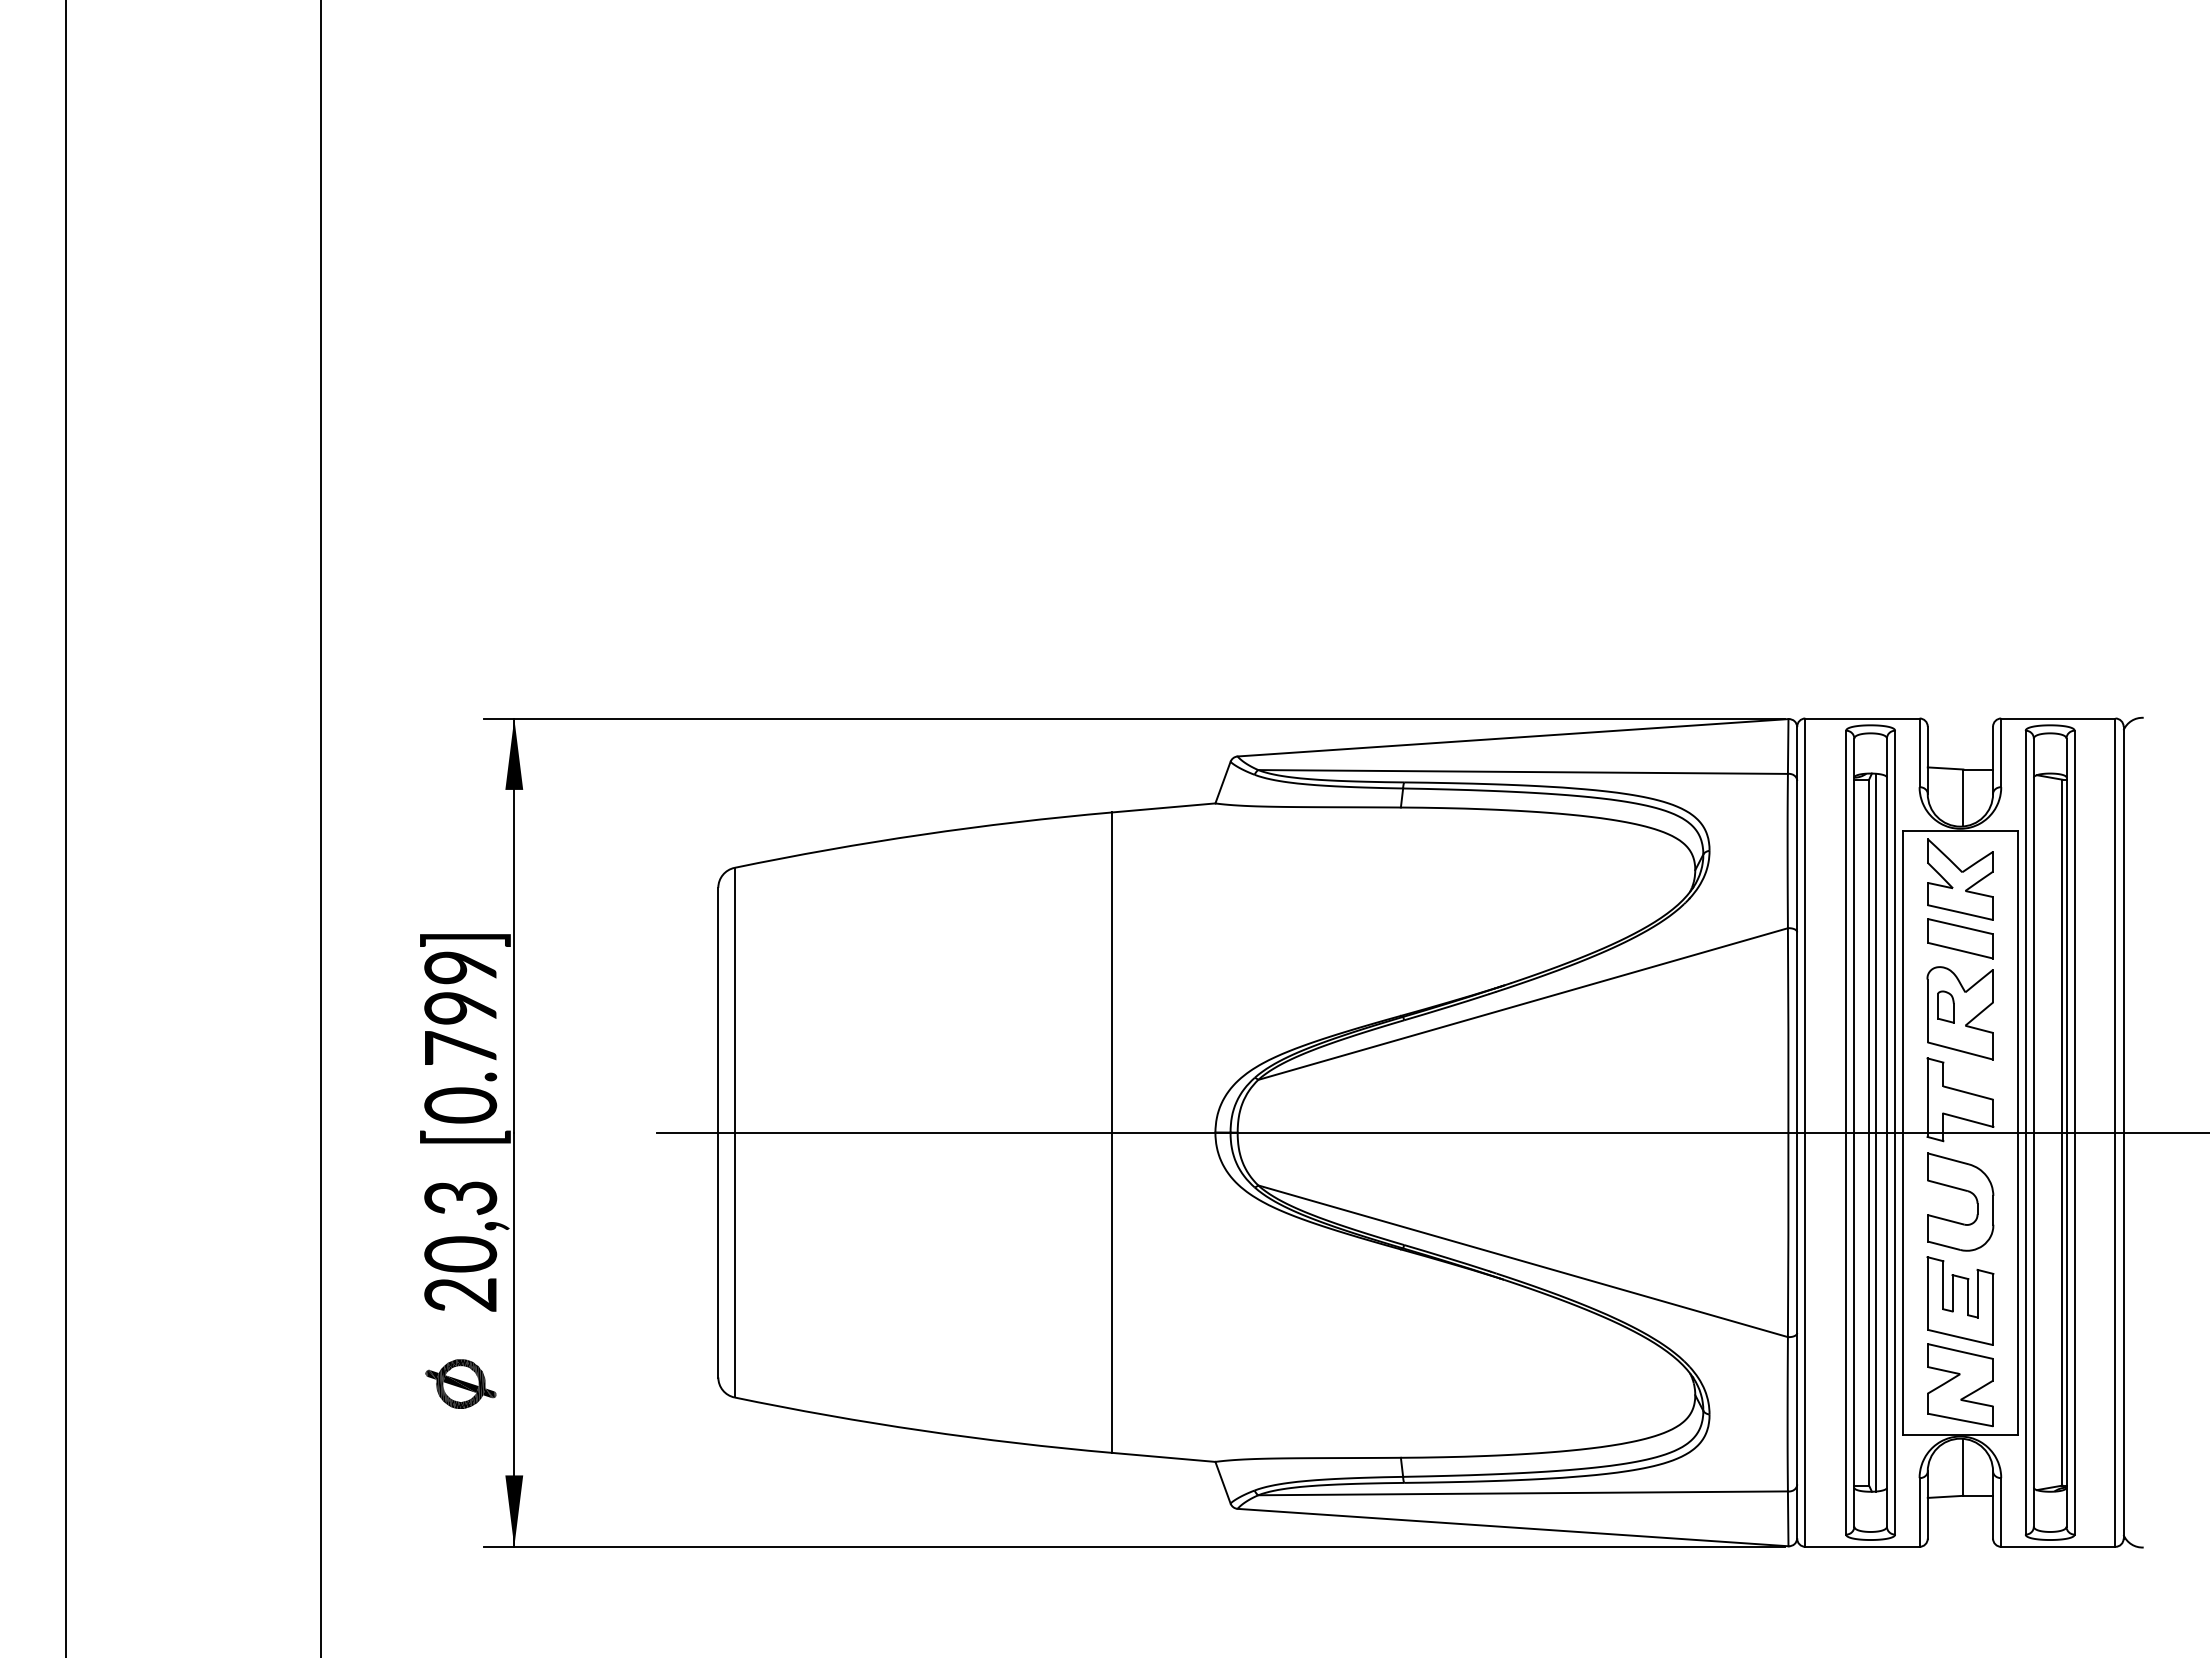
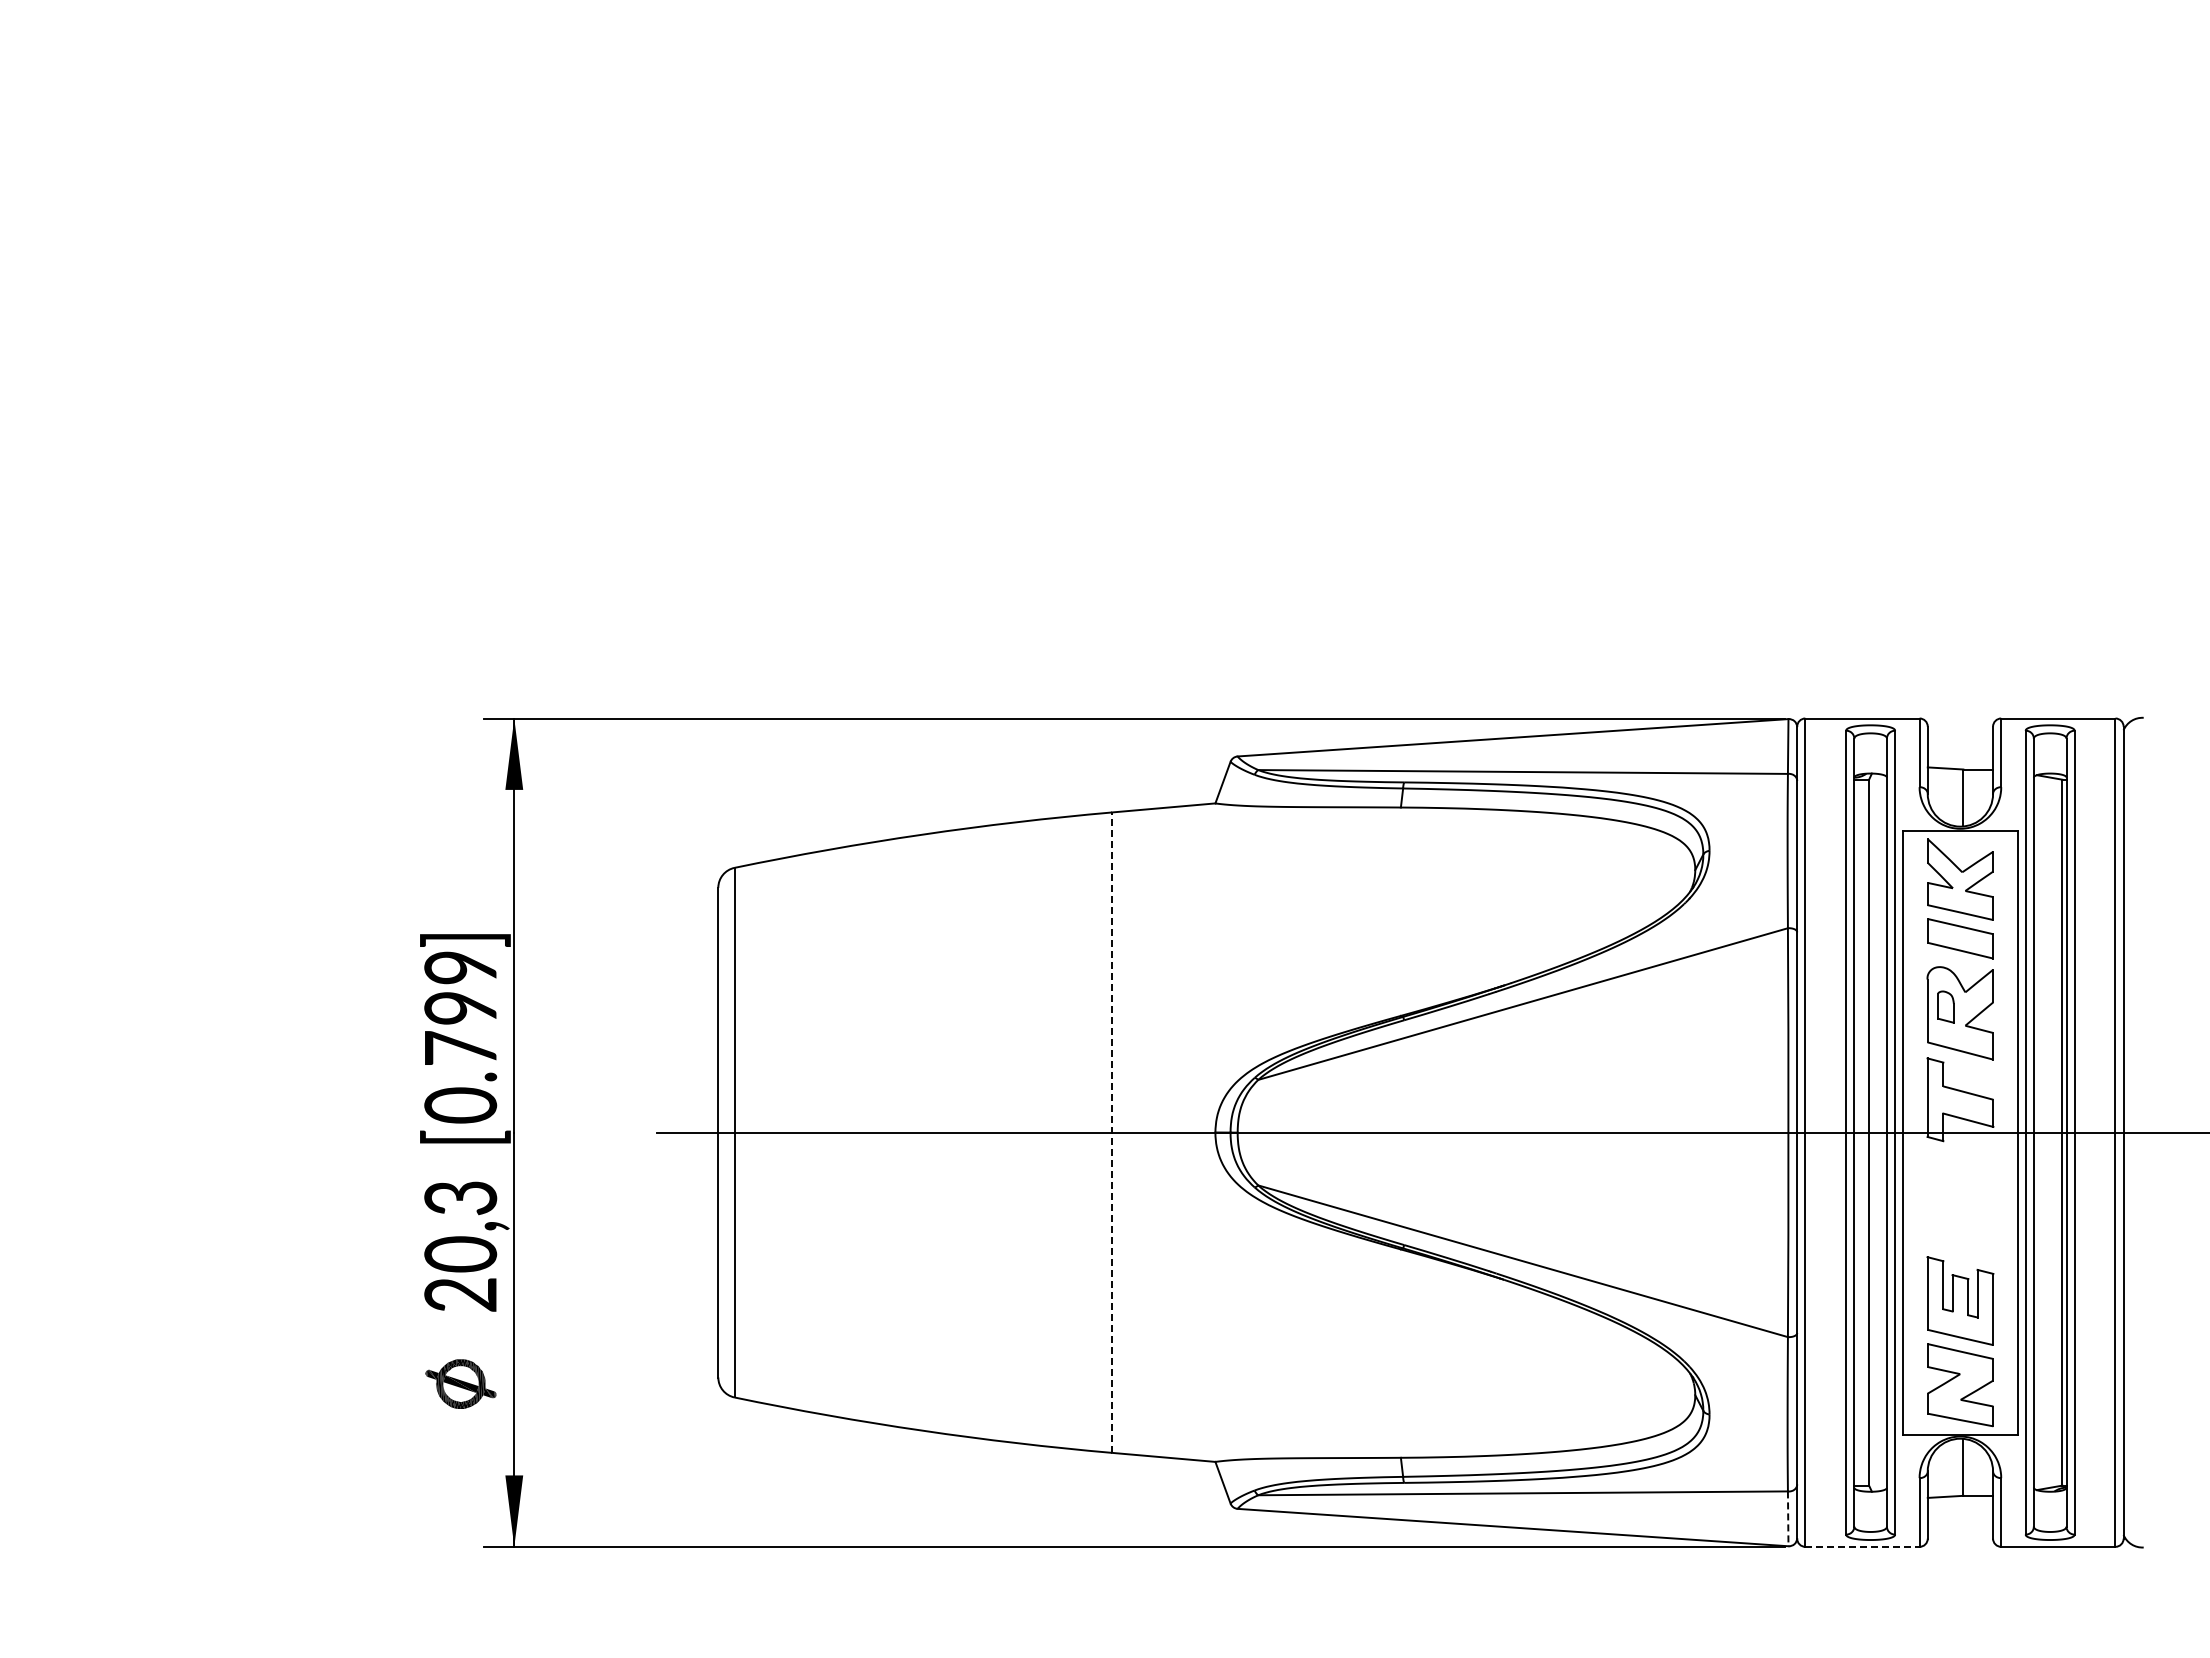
line: present -> none (66, 828)
line: present -> none (321, 828)
line: solid -> dashed (1112, 1132)
line: present -> none (1875, 1132)
part: present -> none (1964, 1191)
line: solid -> dashed (1788, 1519)
line: solid -> dashed (1862, 1546)
